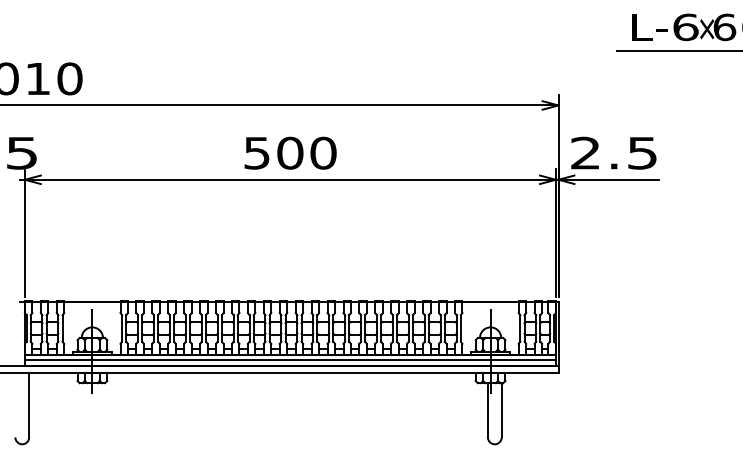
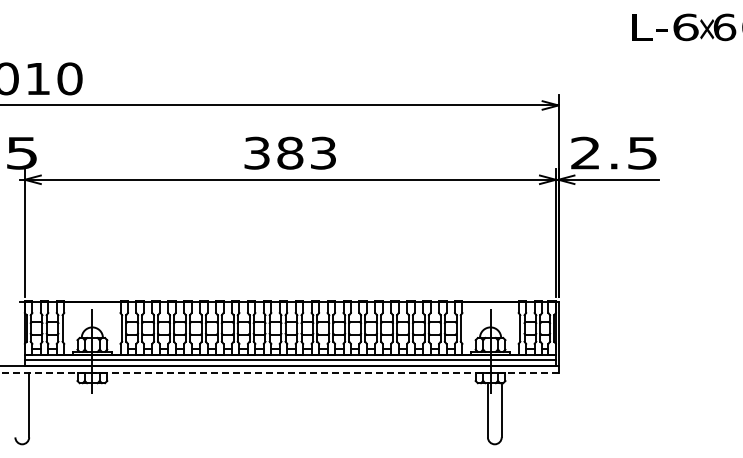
line: present -> none (677, 51)
text: 500 -> 383 (290, 152)
line: solid -> dashed (279, 372)
